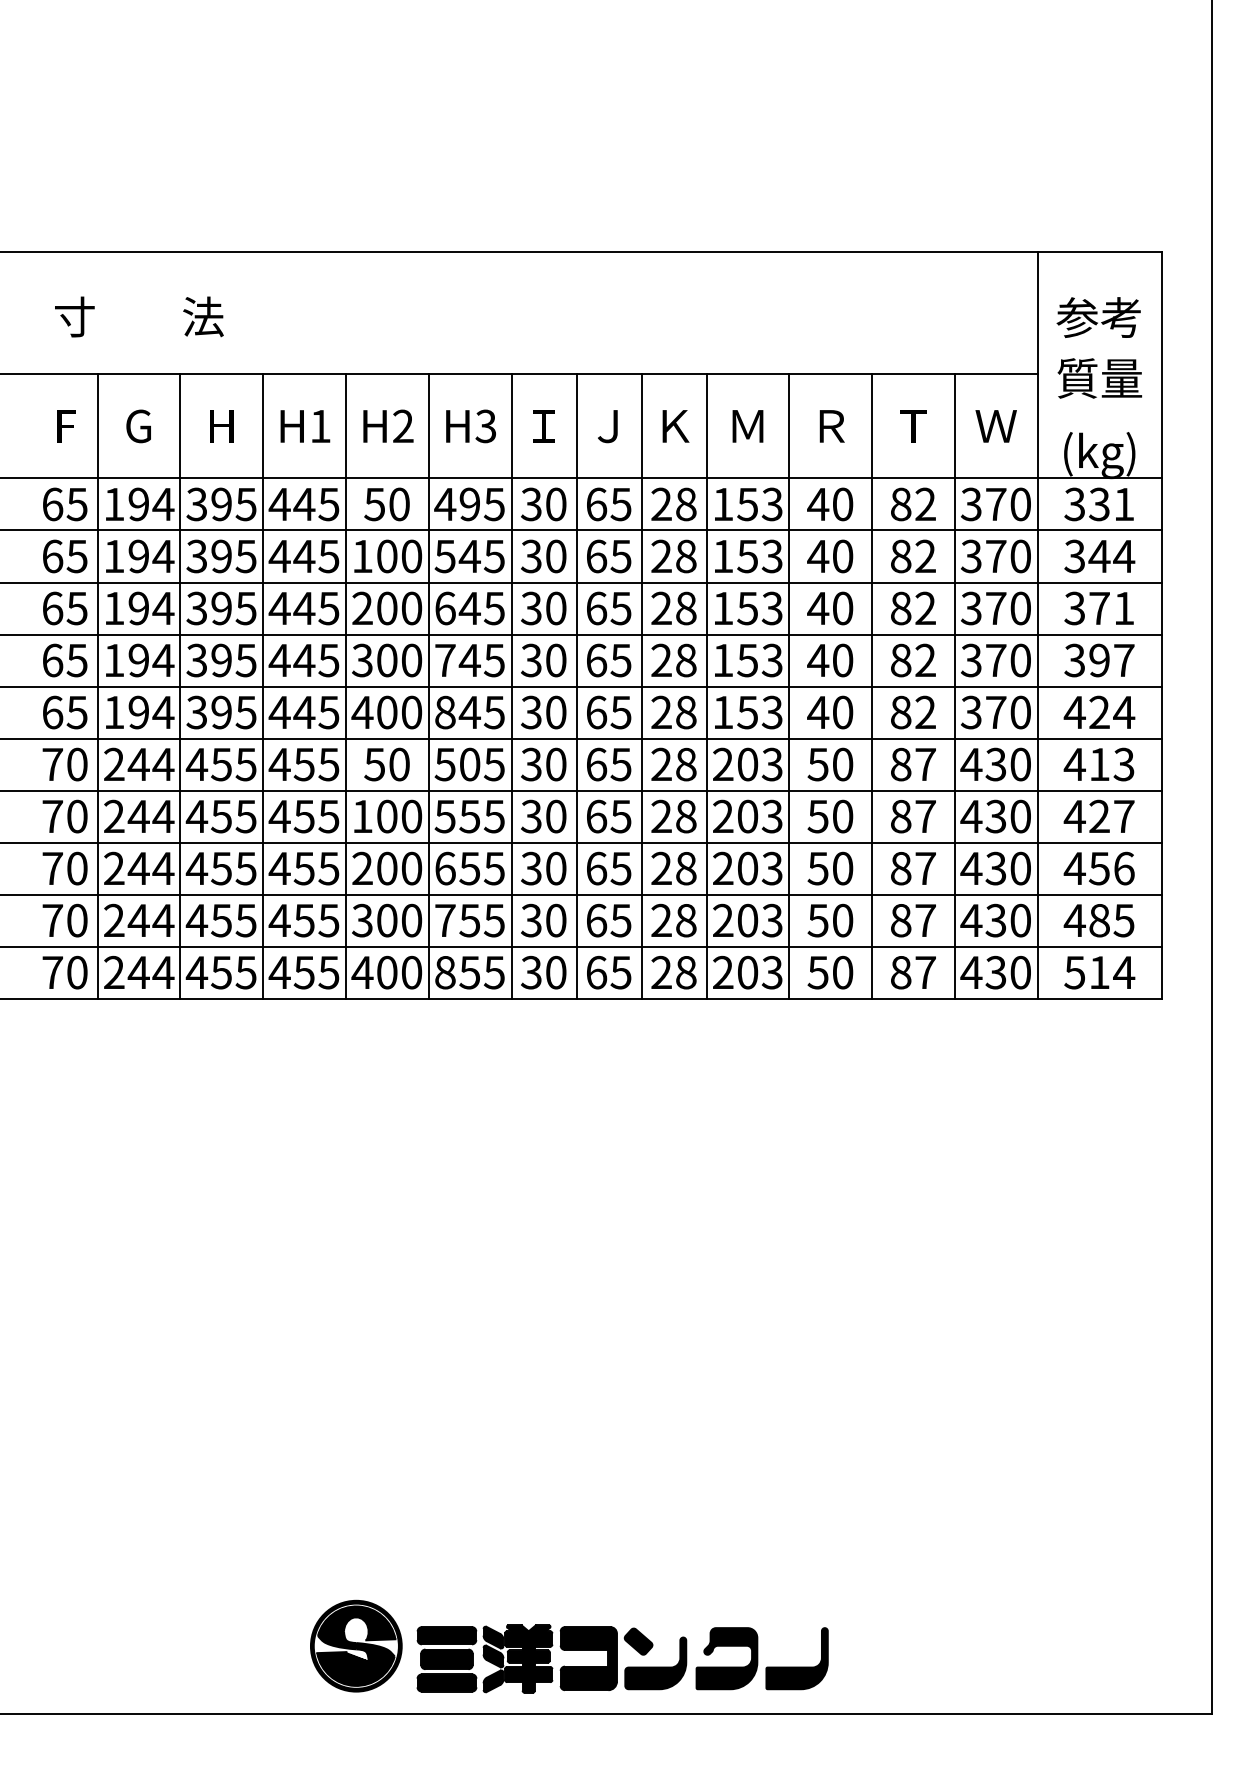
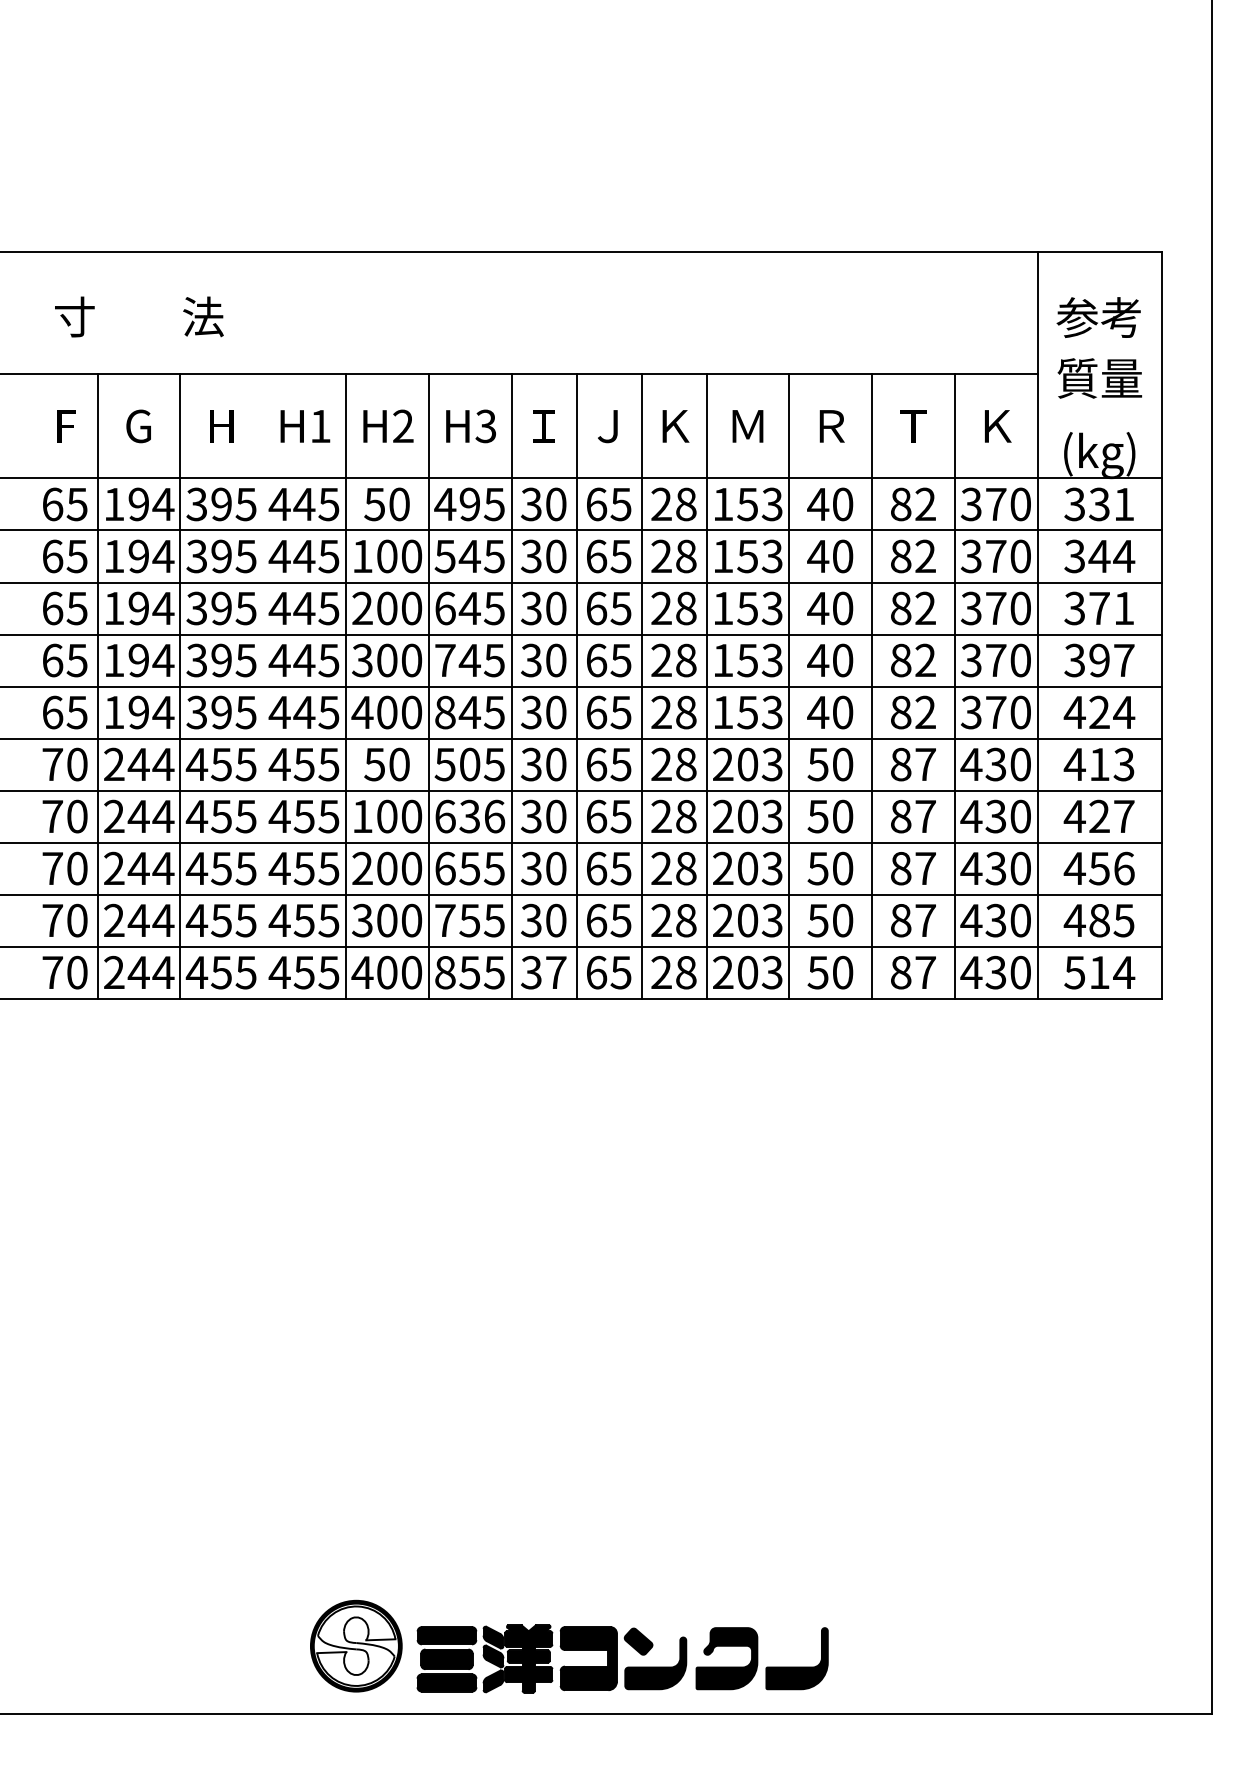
text: Ｗ -> Ｋ (995, 426)
line: present -> none (263, 686)
text: 555 -> 636 (469, 816)
text: 30 -> 37 (556, 972)
fill: present -> none (356, 1645)
